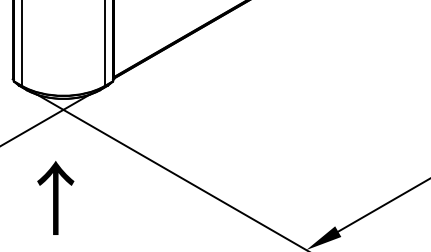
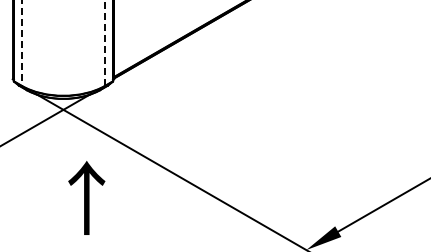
line: solid -> dashed (105, 42)
line: solid -> dashed (21, 43)
text position: (55, 197) -> (86, 197) (86, 197)
